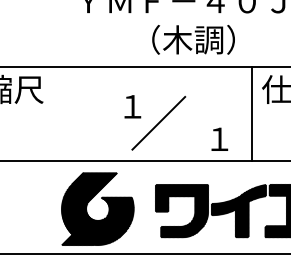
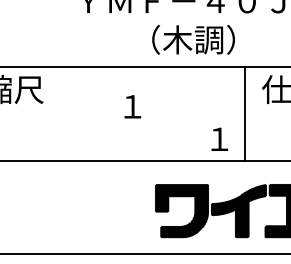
line position: (251, 113) -> (244, 113) (244, 113)
line: present -> none (158, 122)
part: present -> none (89, 202)
